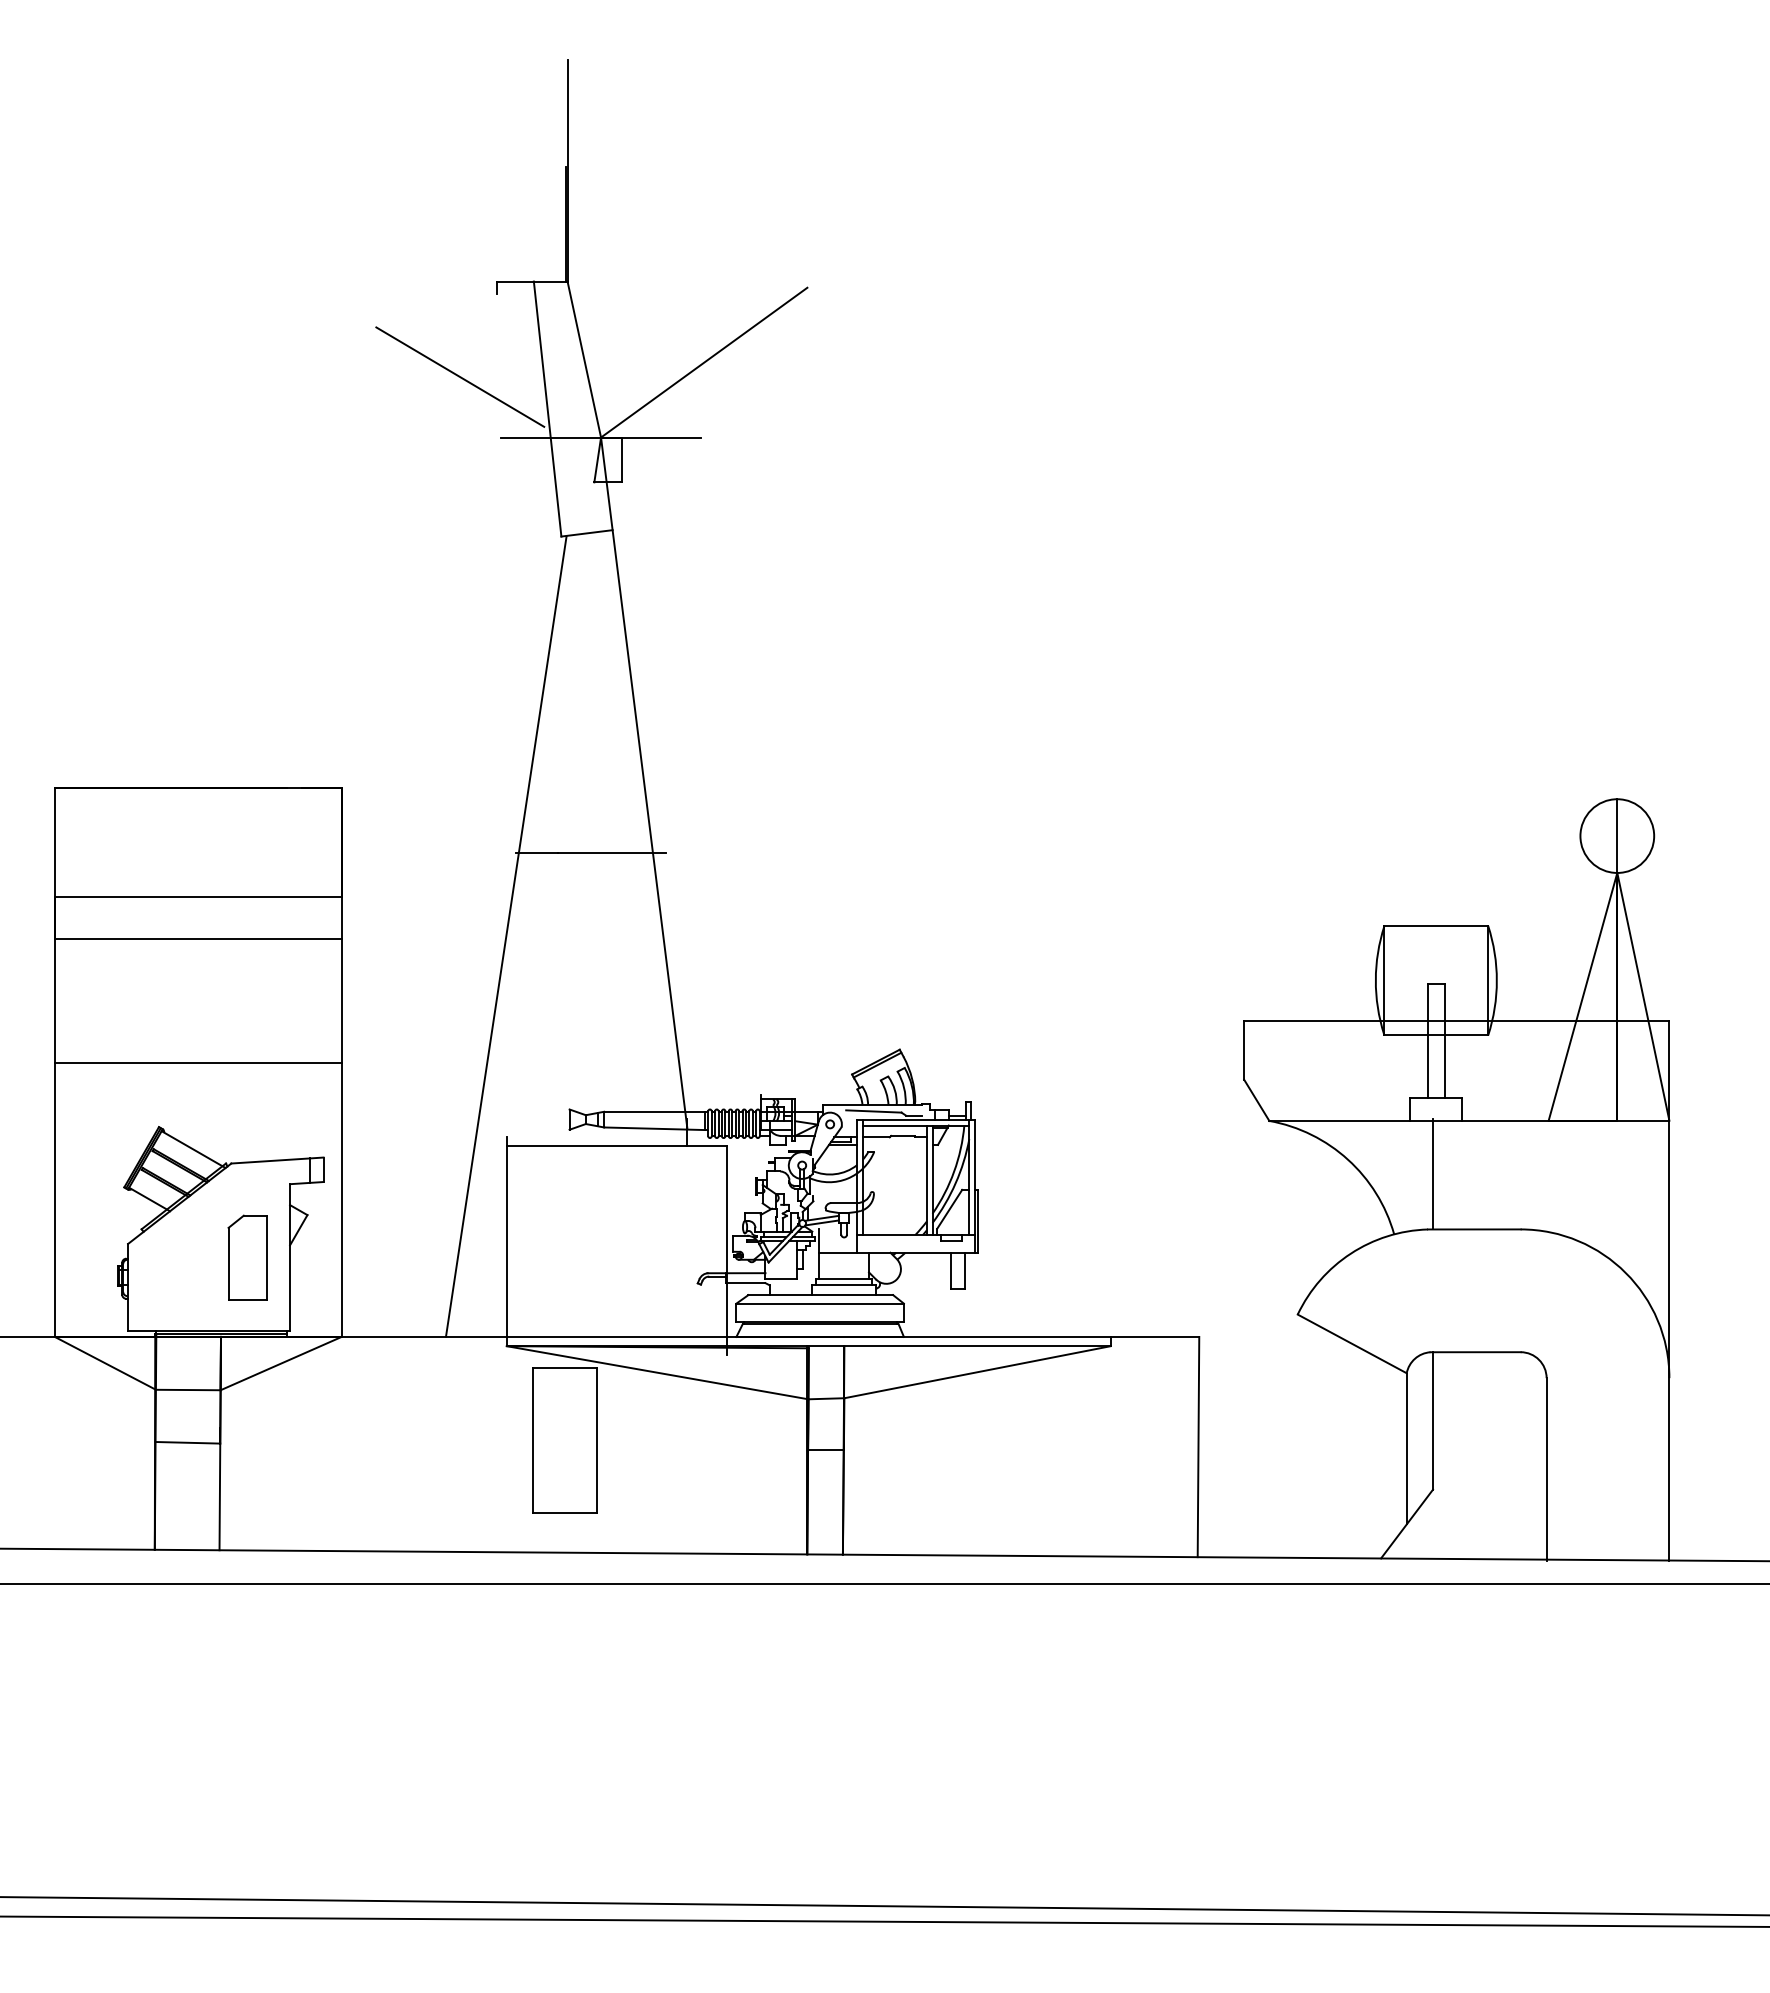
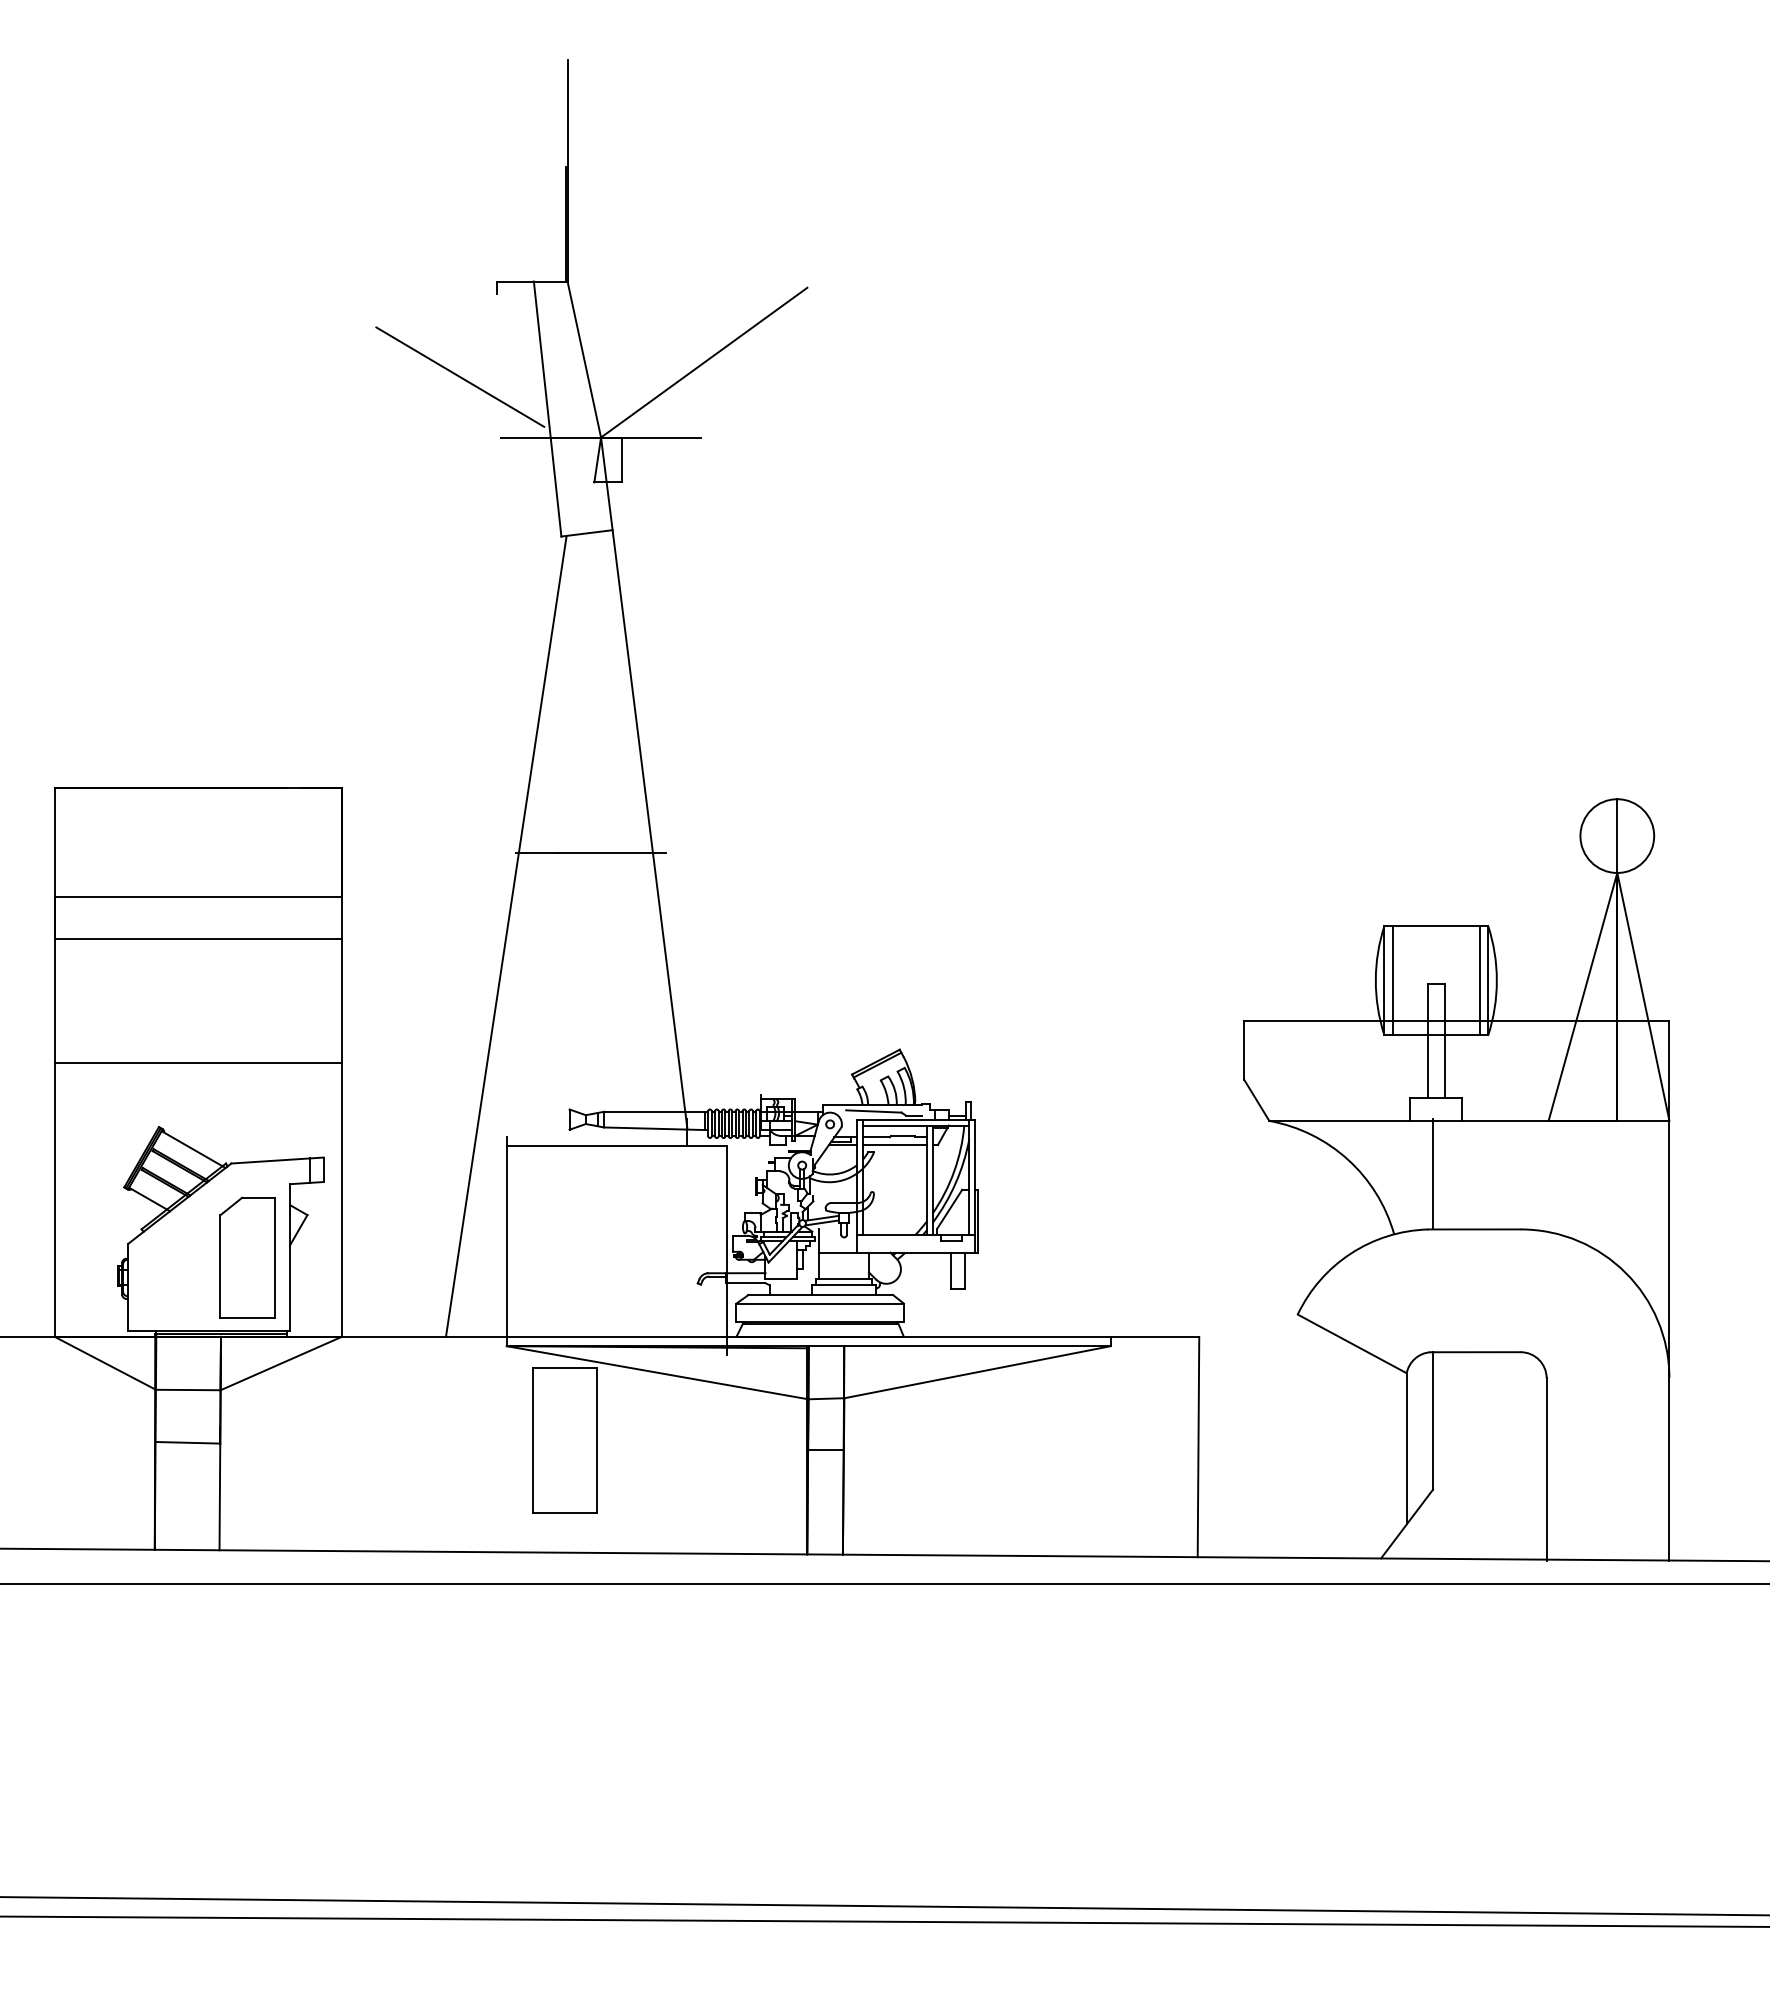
line: none -> present (1393, 980)
line: none -> present (1479, 980)
line: none -> present (894, 1144)
part size: 41x87 px -> 57x123 px (247, 1257)
